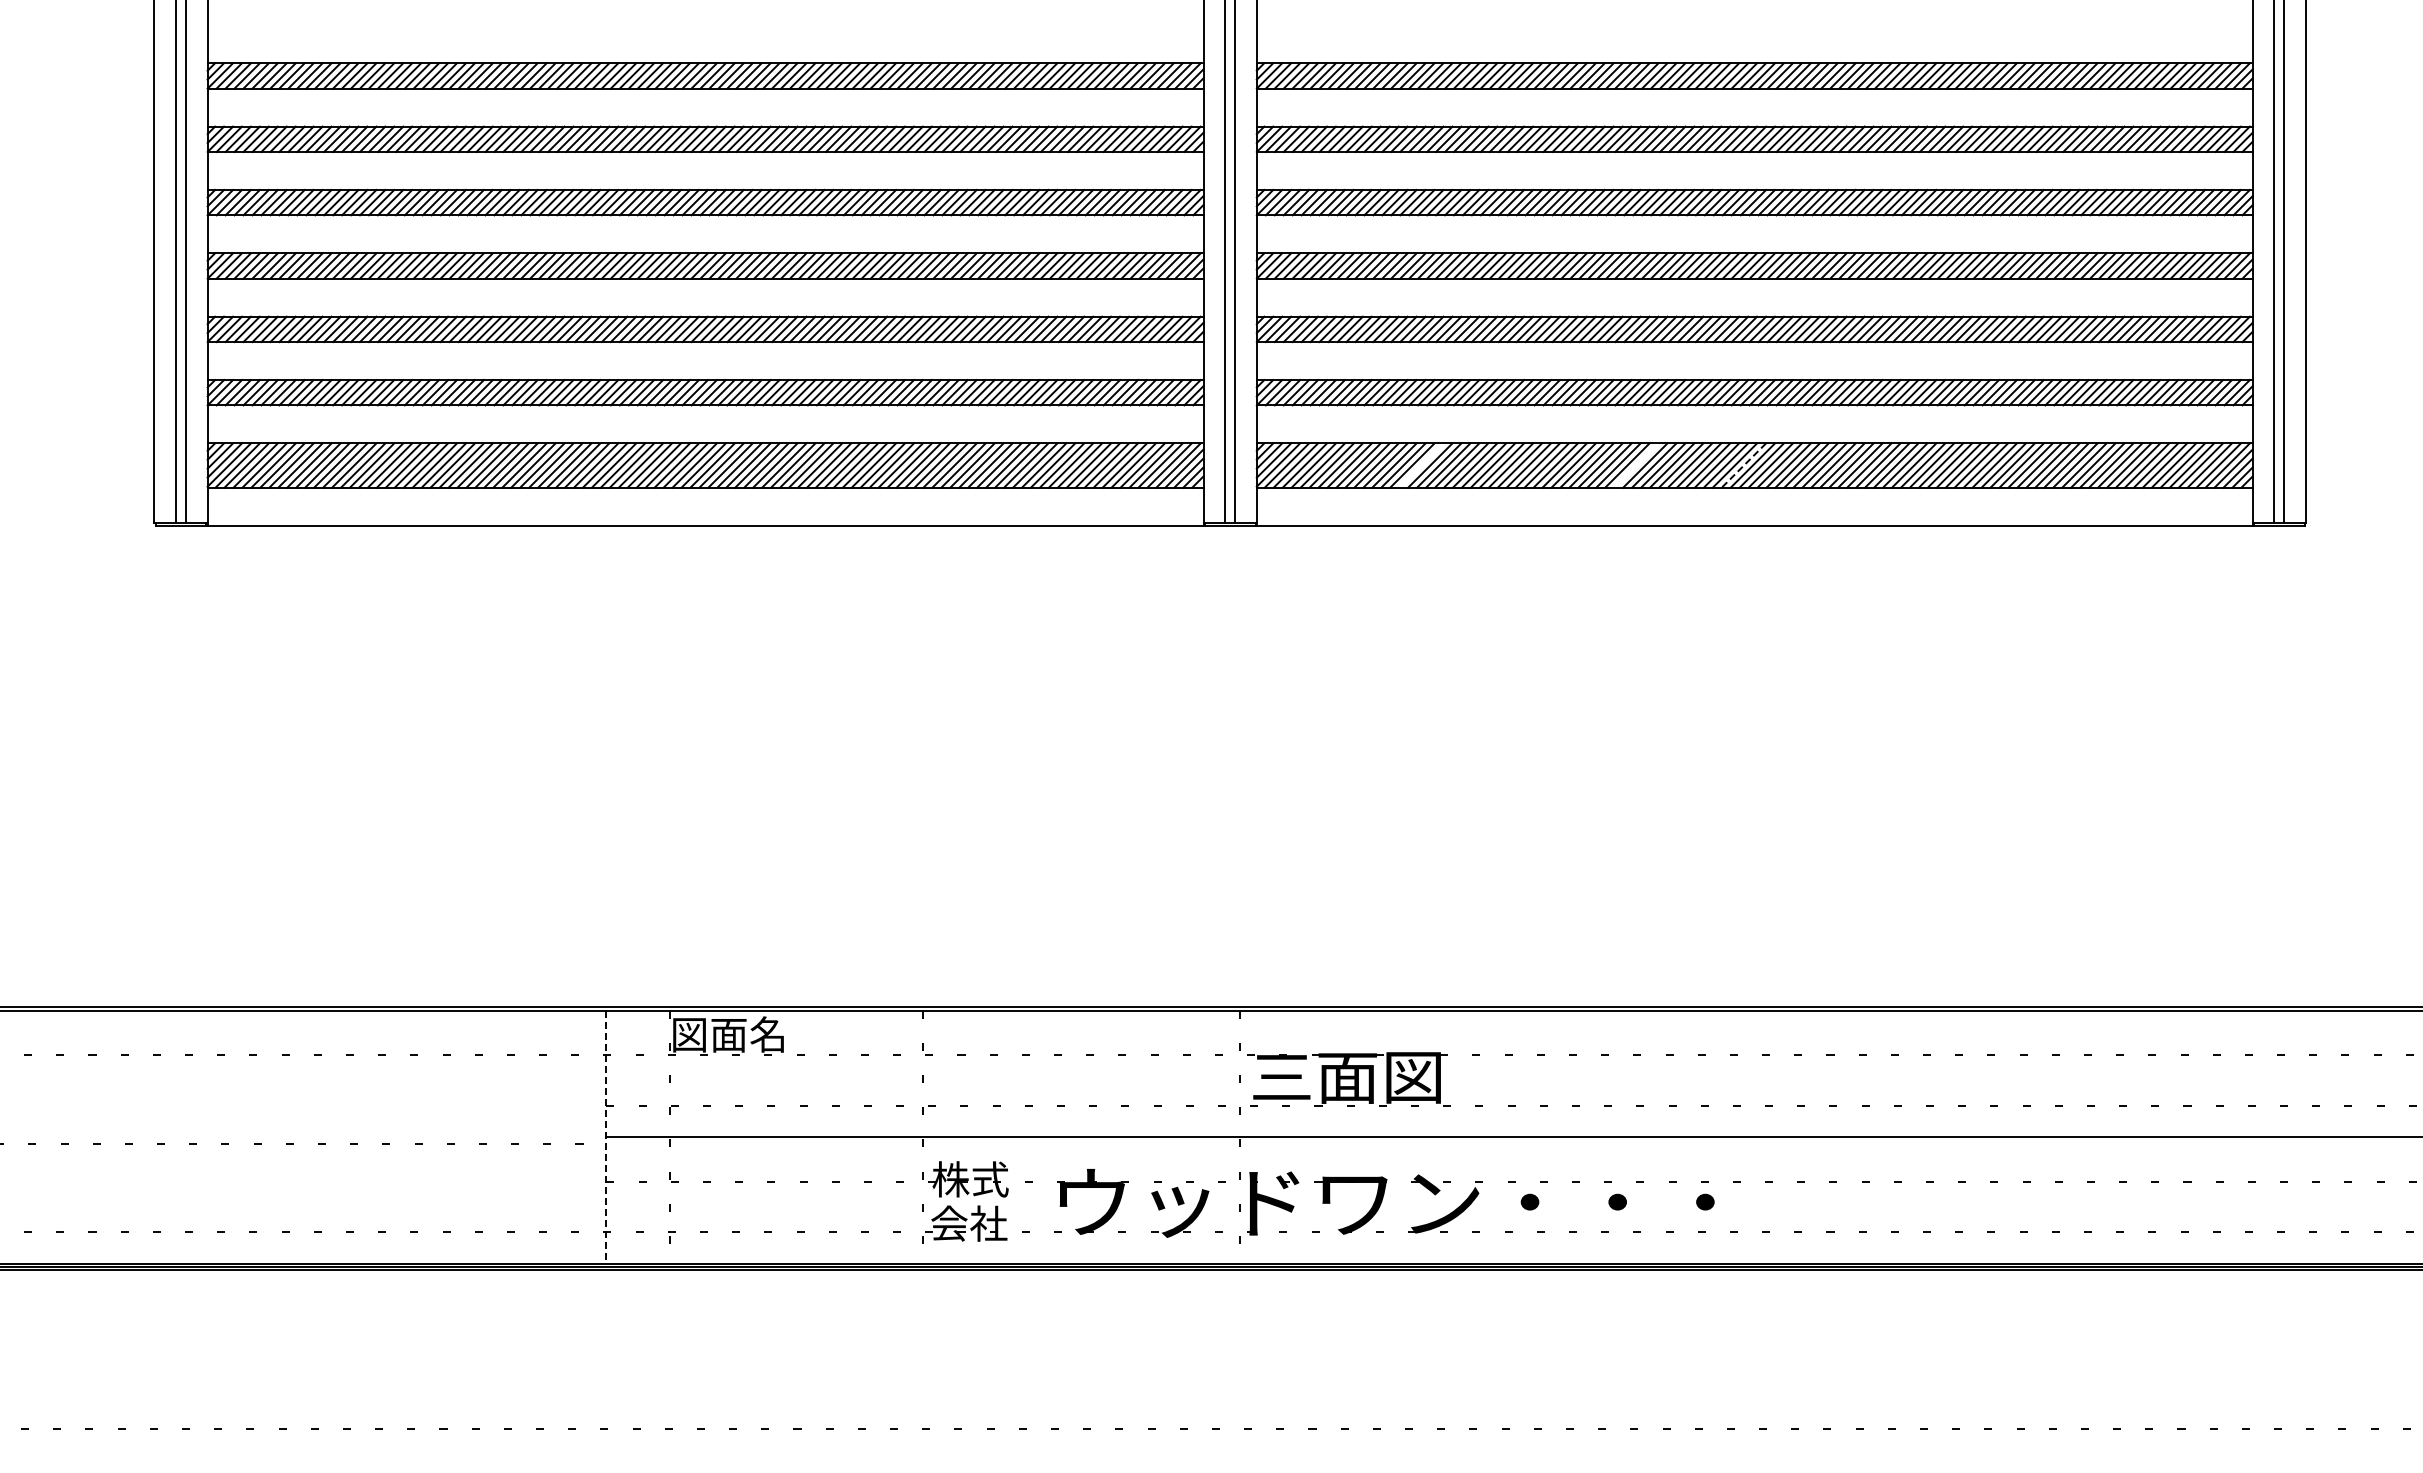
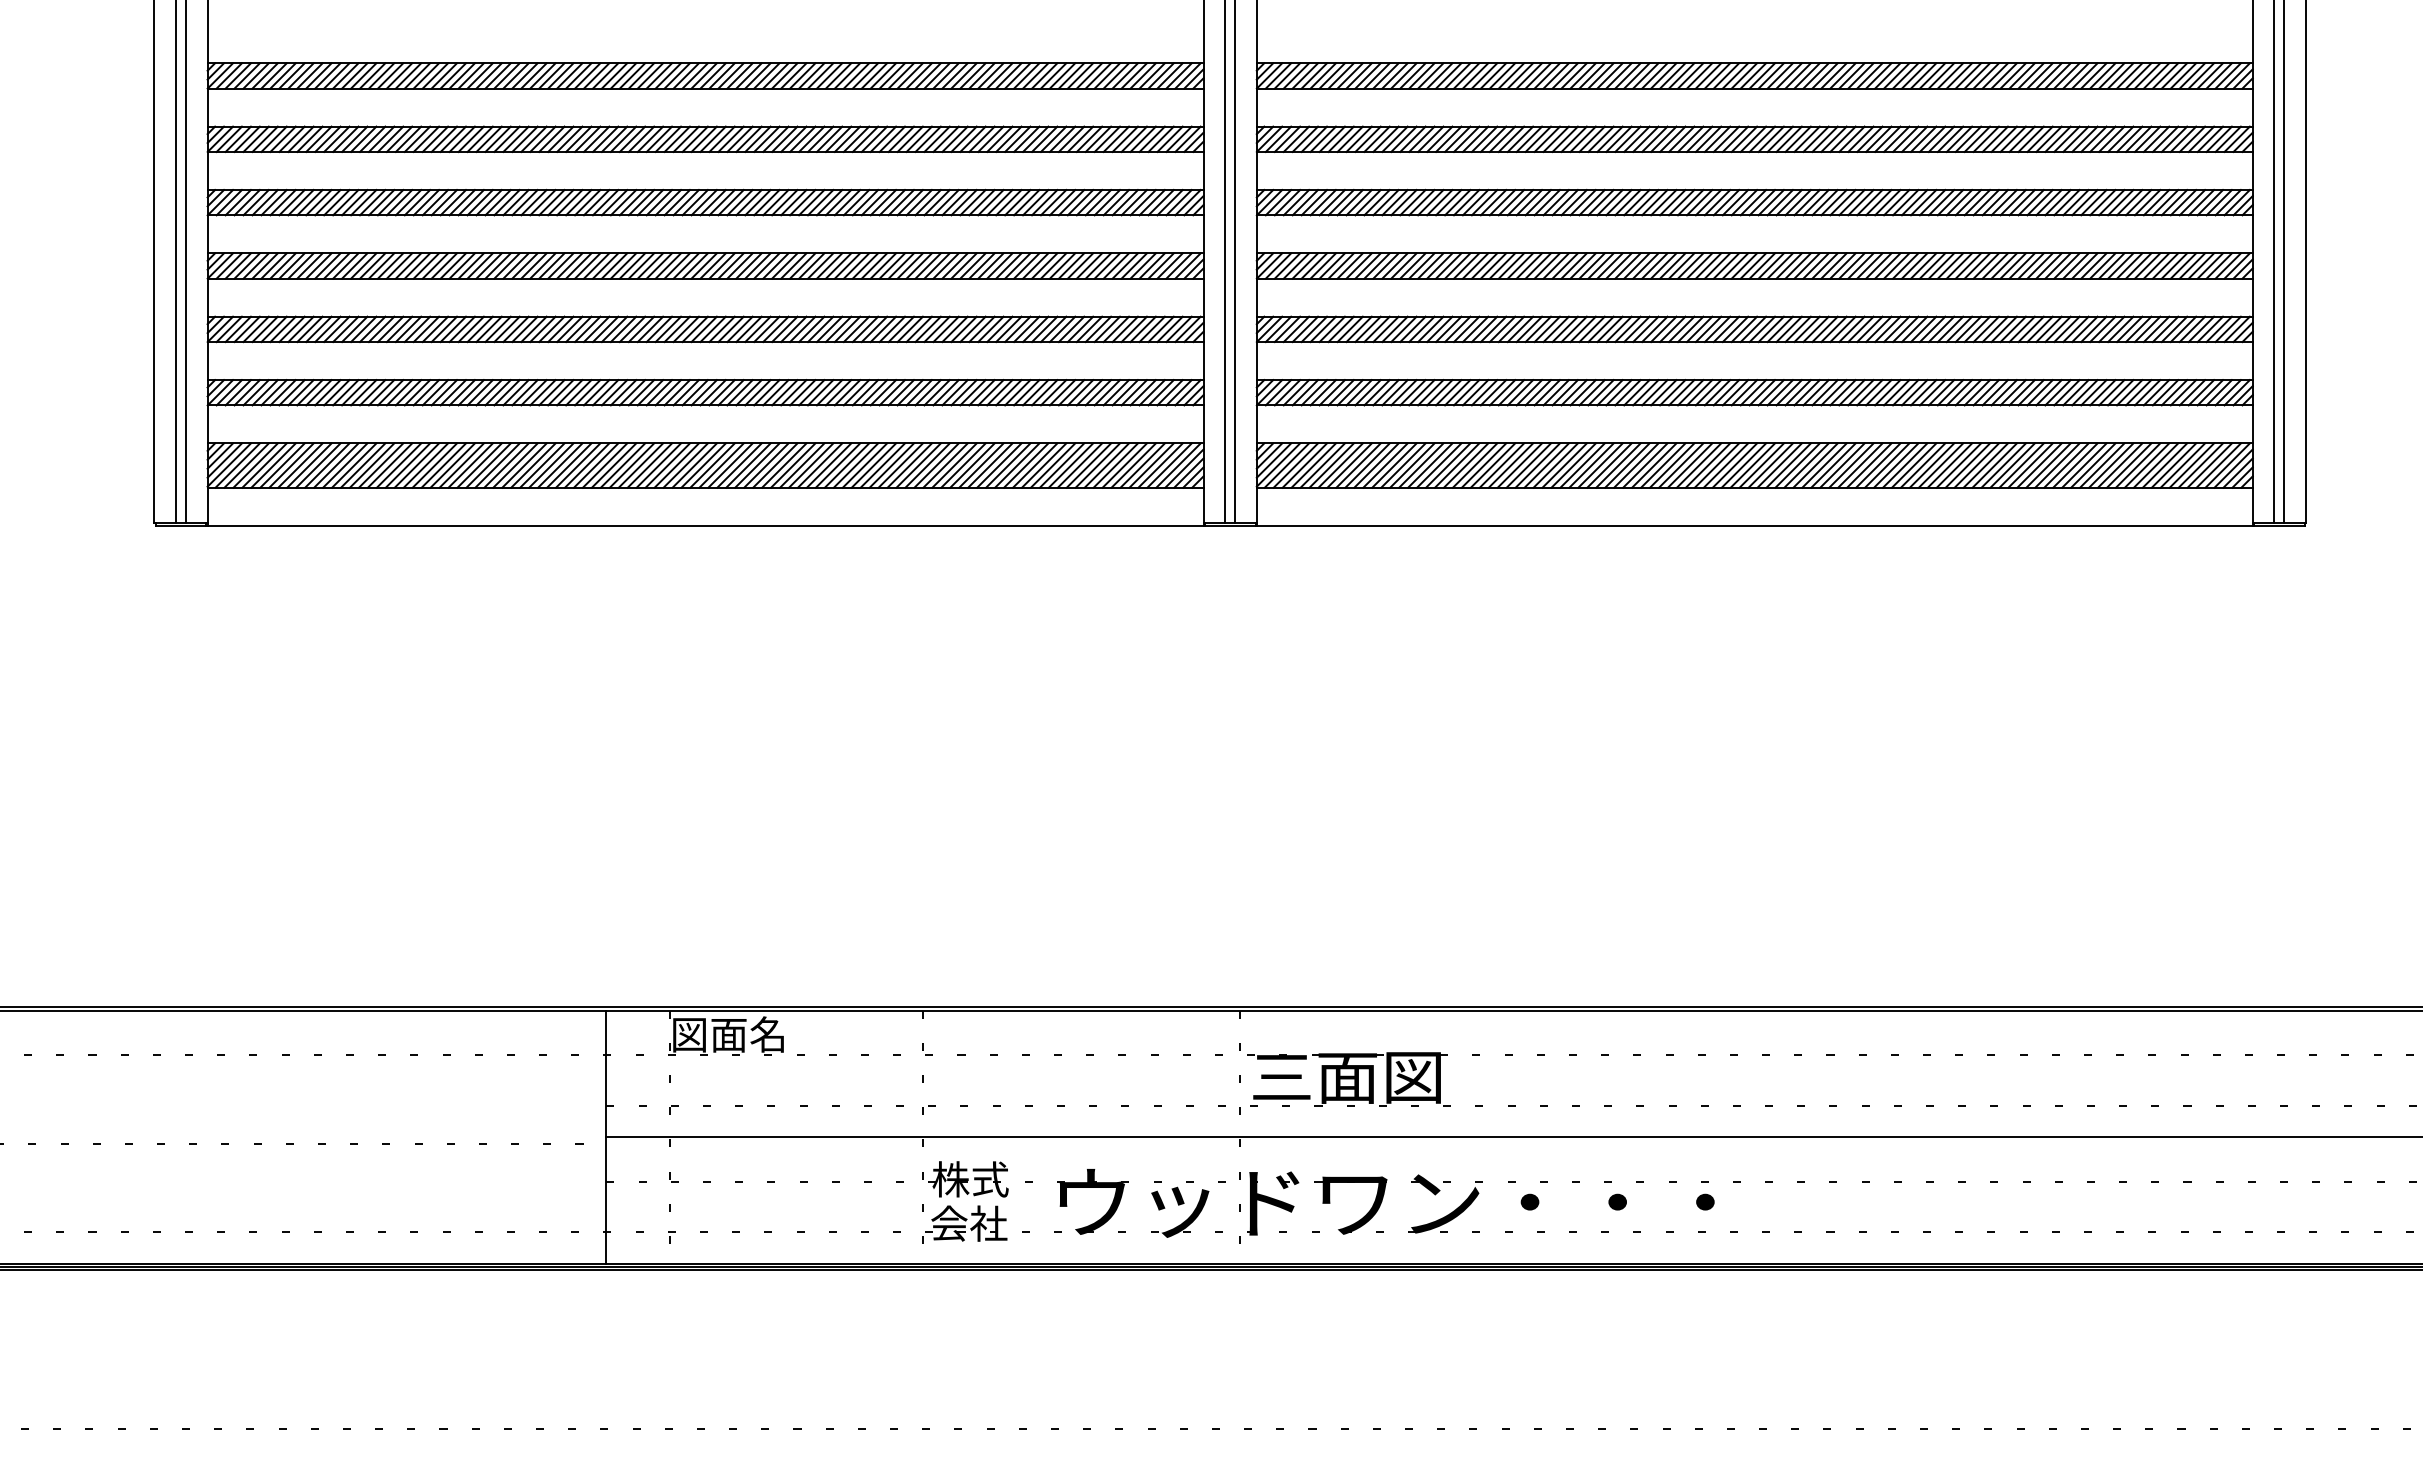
line: none -> present (1421, 465)
line: none -> present (1636, 465)
line: dashed -> solid (1743, 465)
line: dashed -> solid (606, 1137)
